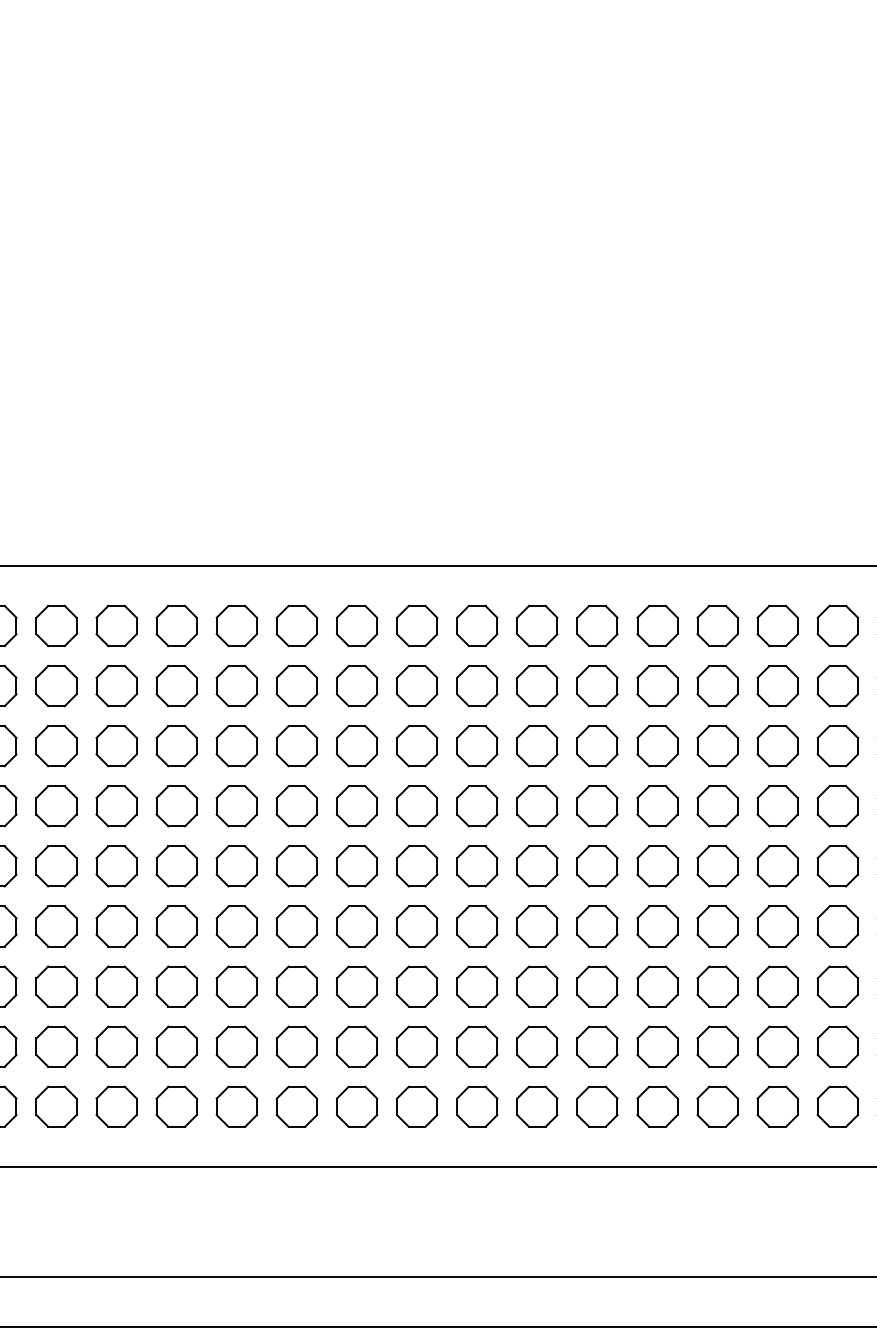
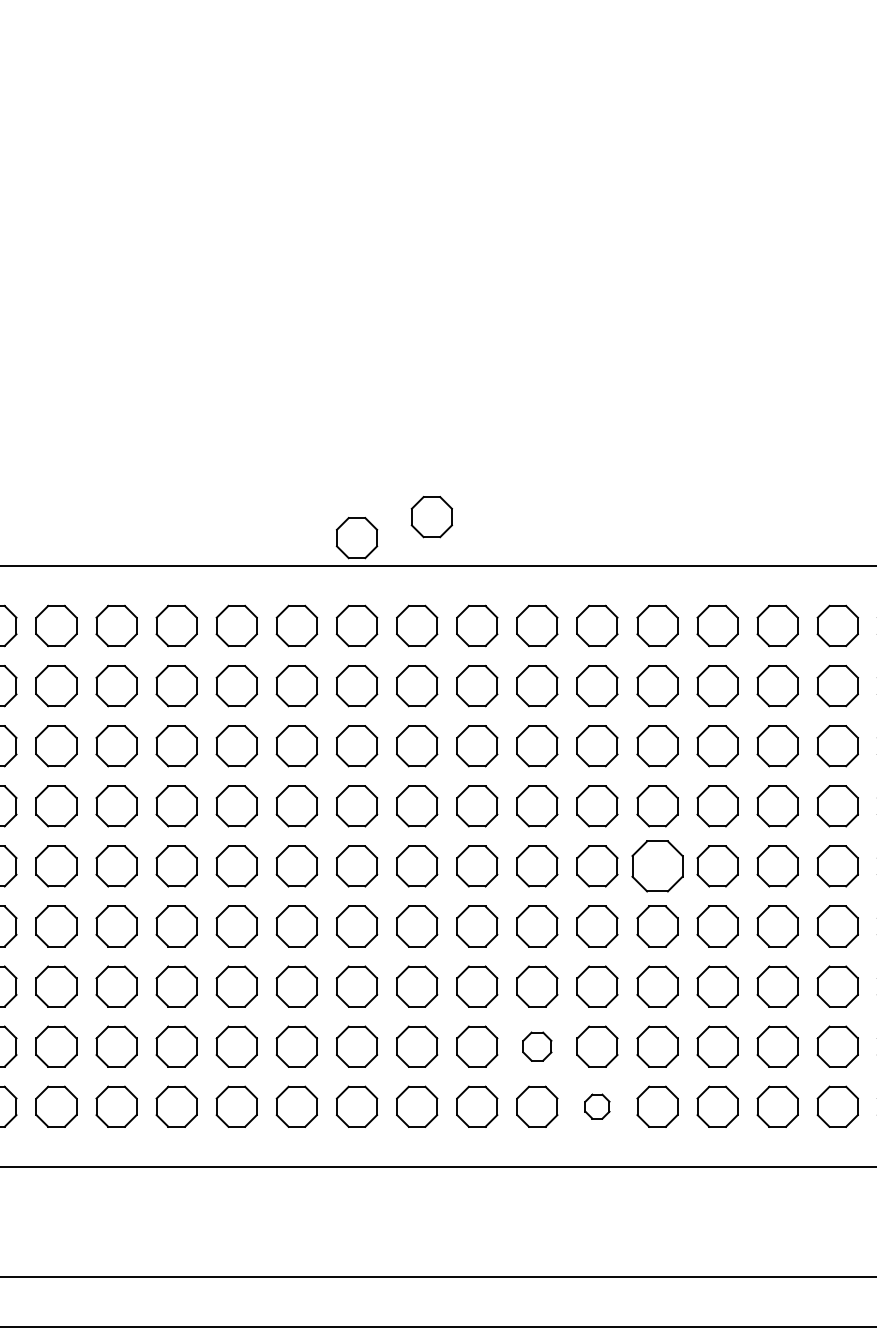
part: none -> present (431, 517)
part: none -> present (356, 538)
part size: 43x43 px -> 53x53 px (657, 866)
part size: 43x43 px -> 31x31 px (537, 1046)
part size: 43x43 px -> 27x27 px (597, 1106)
